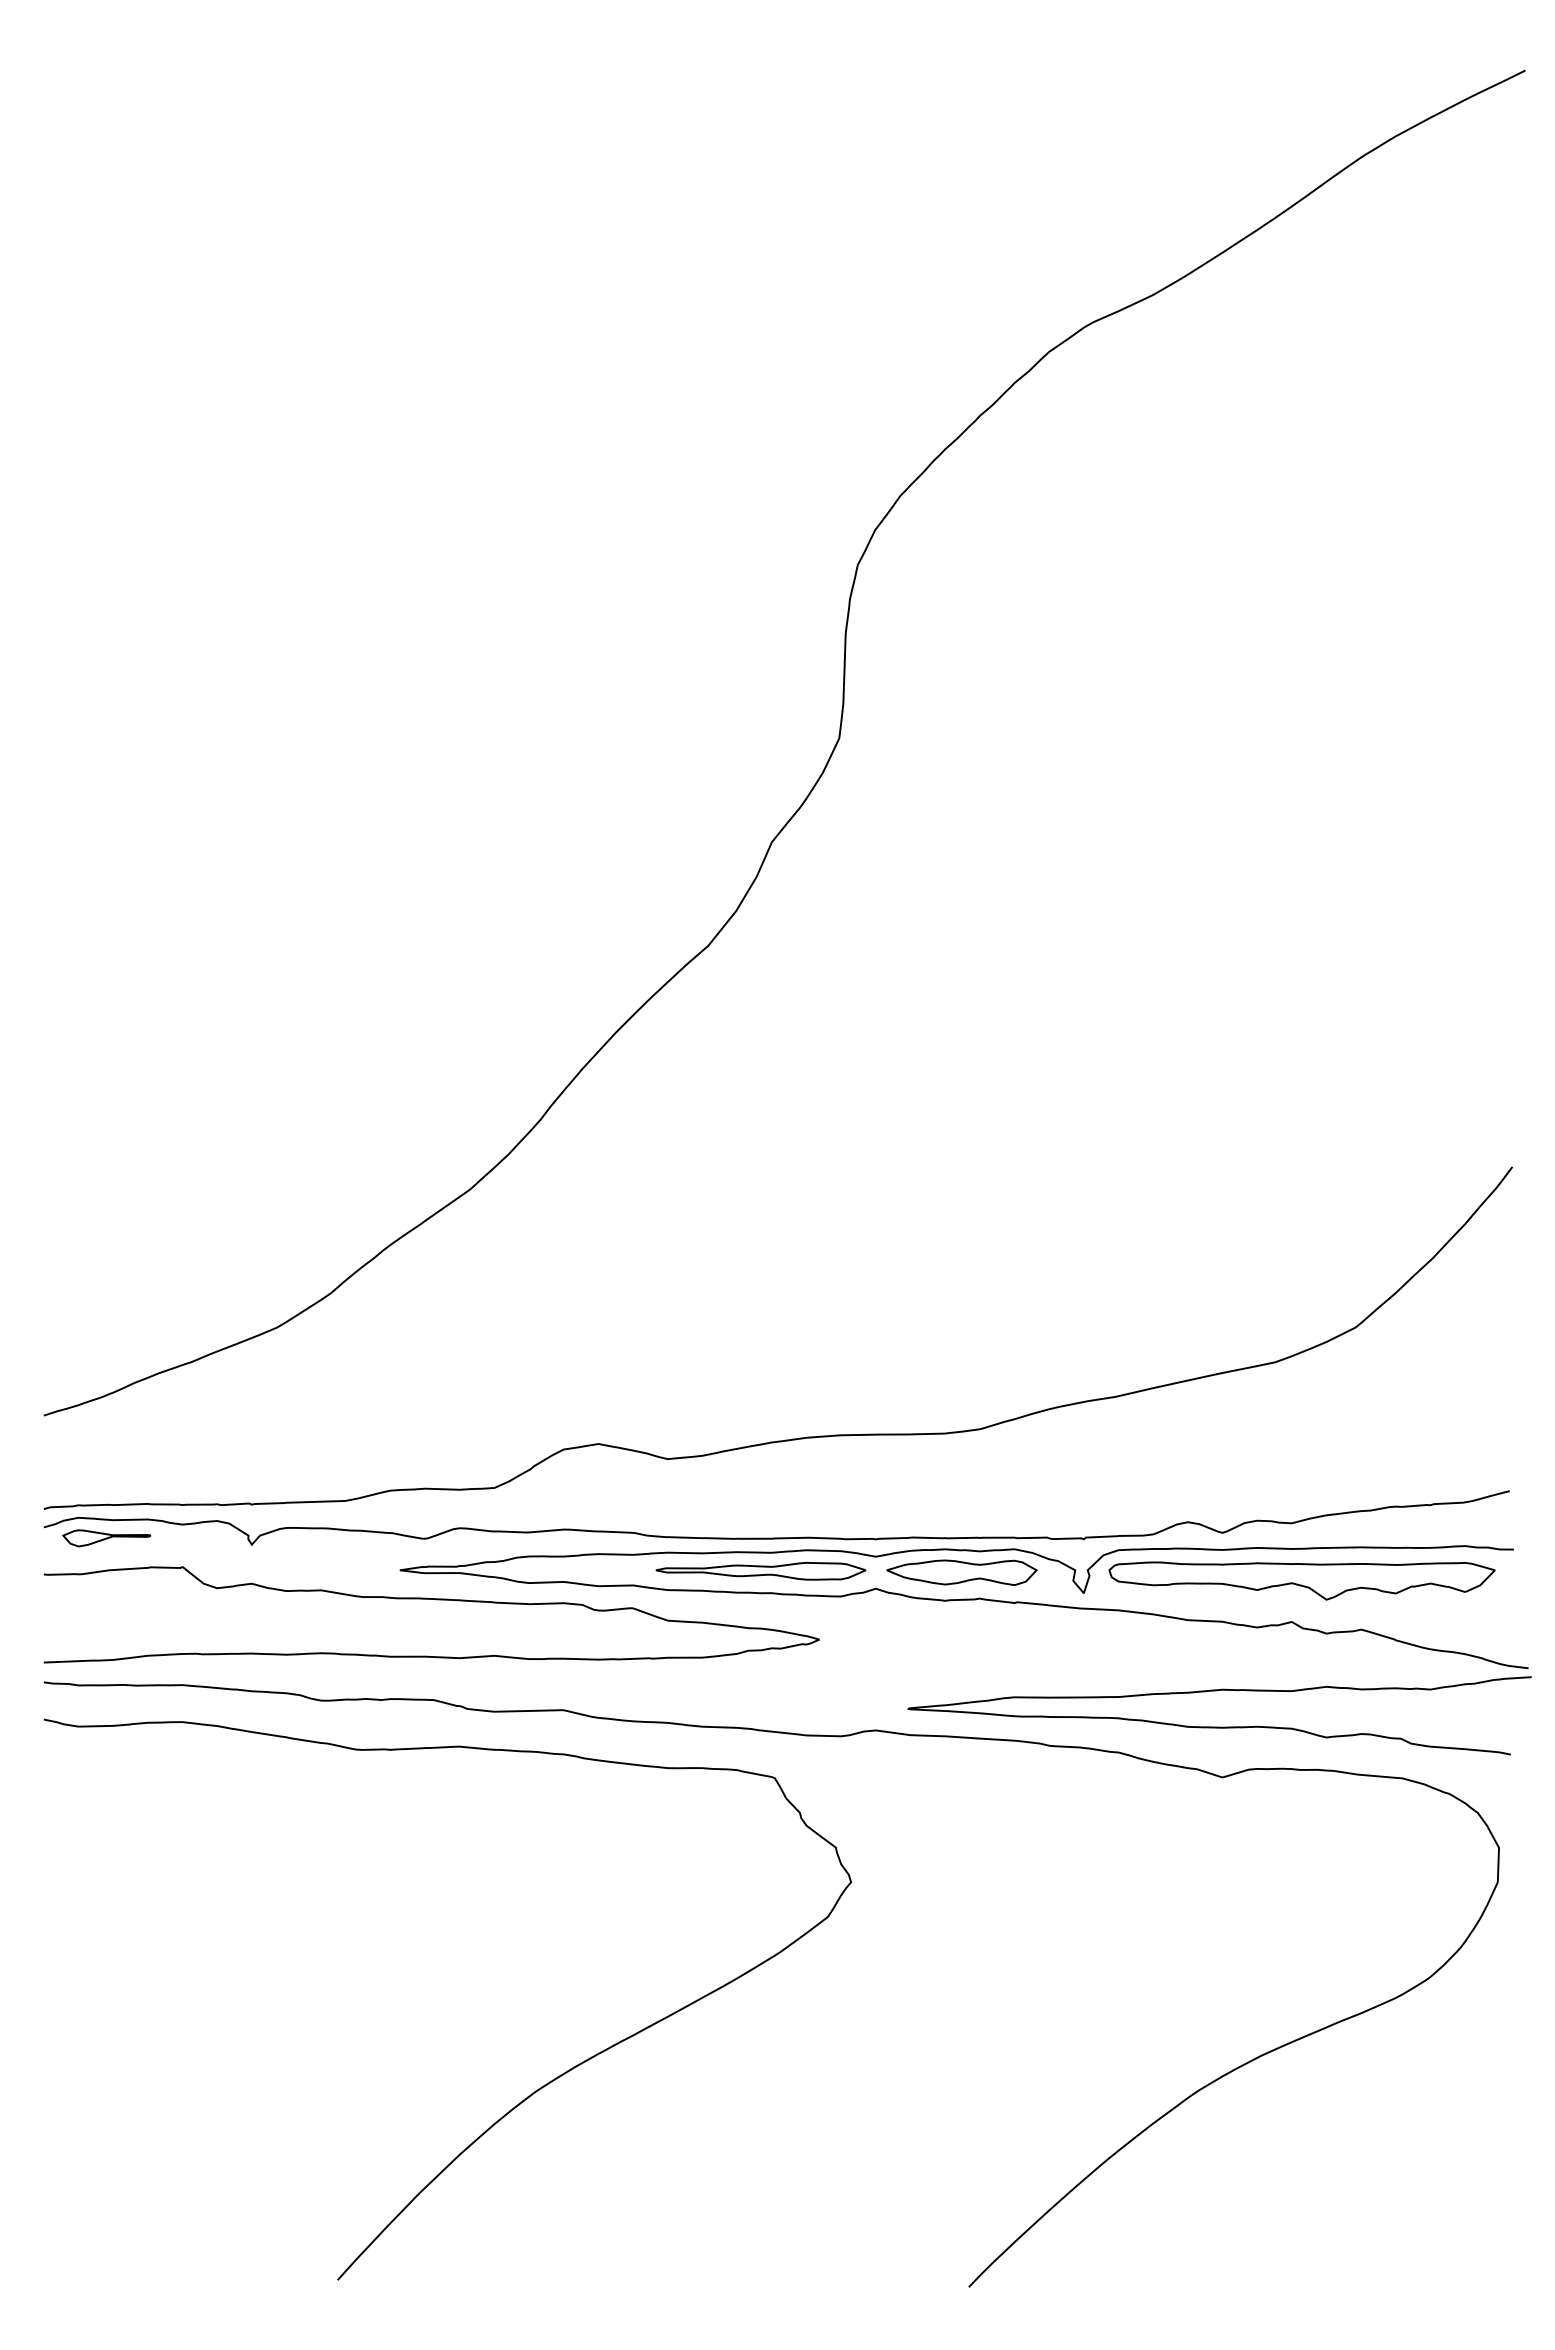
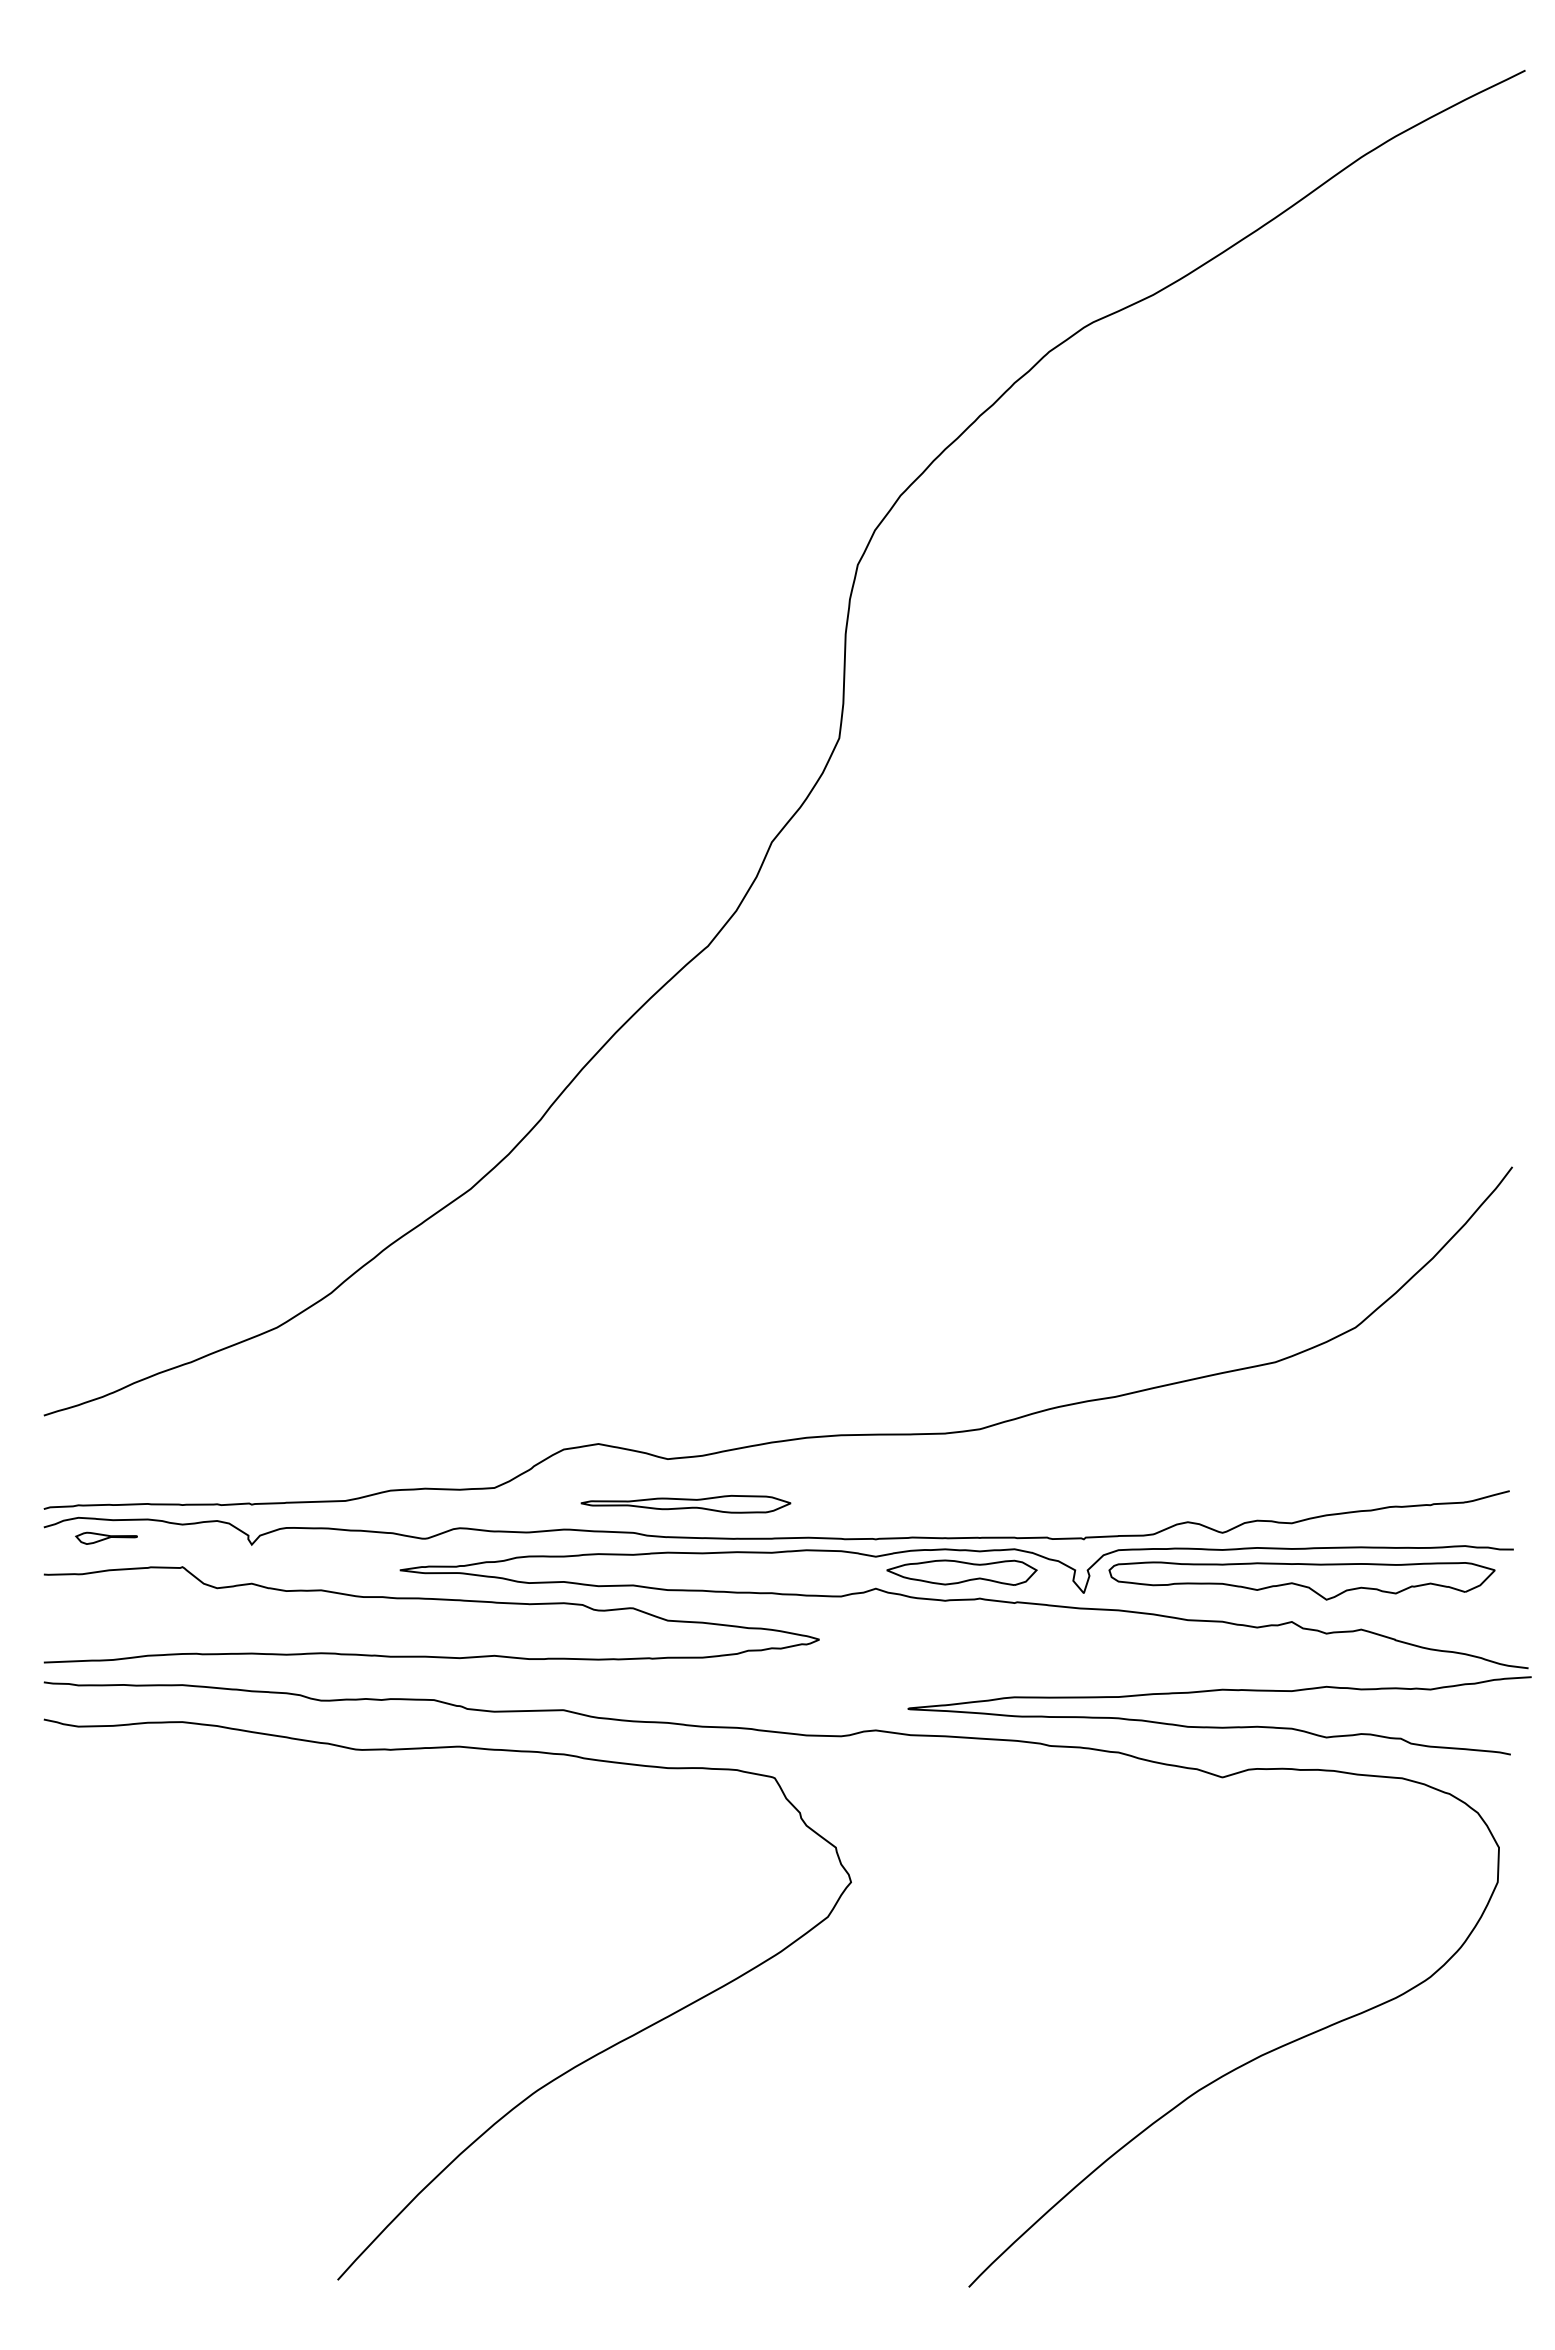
part size: 89x19 px -> 63x14 px (106, 1537)
part position: (760, 1571) -> (685, 1504) (685, 1504)
